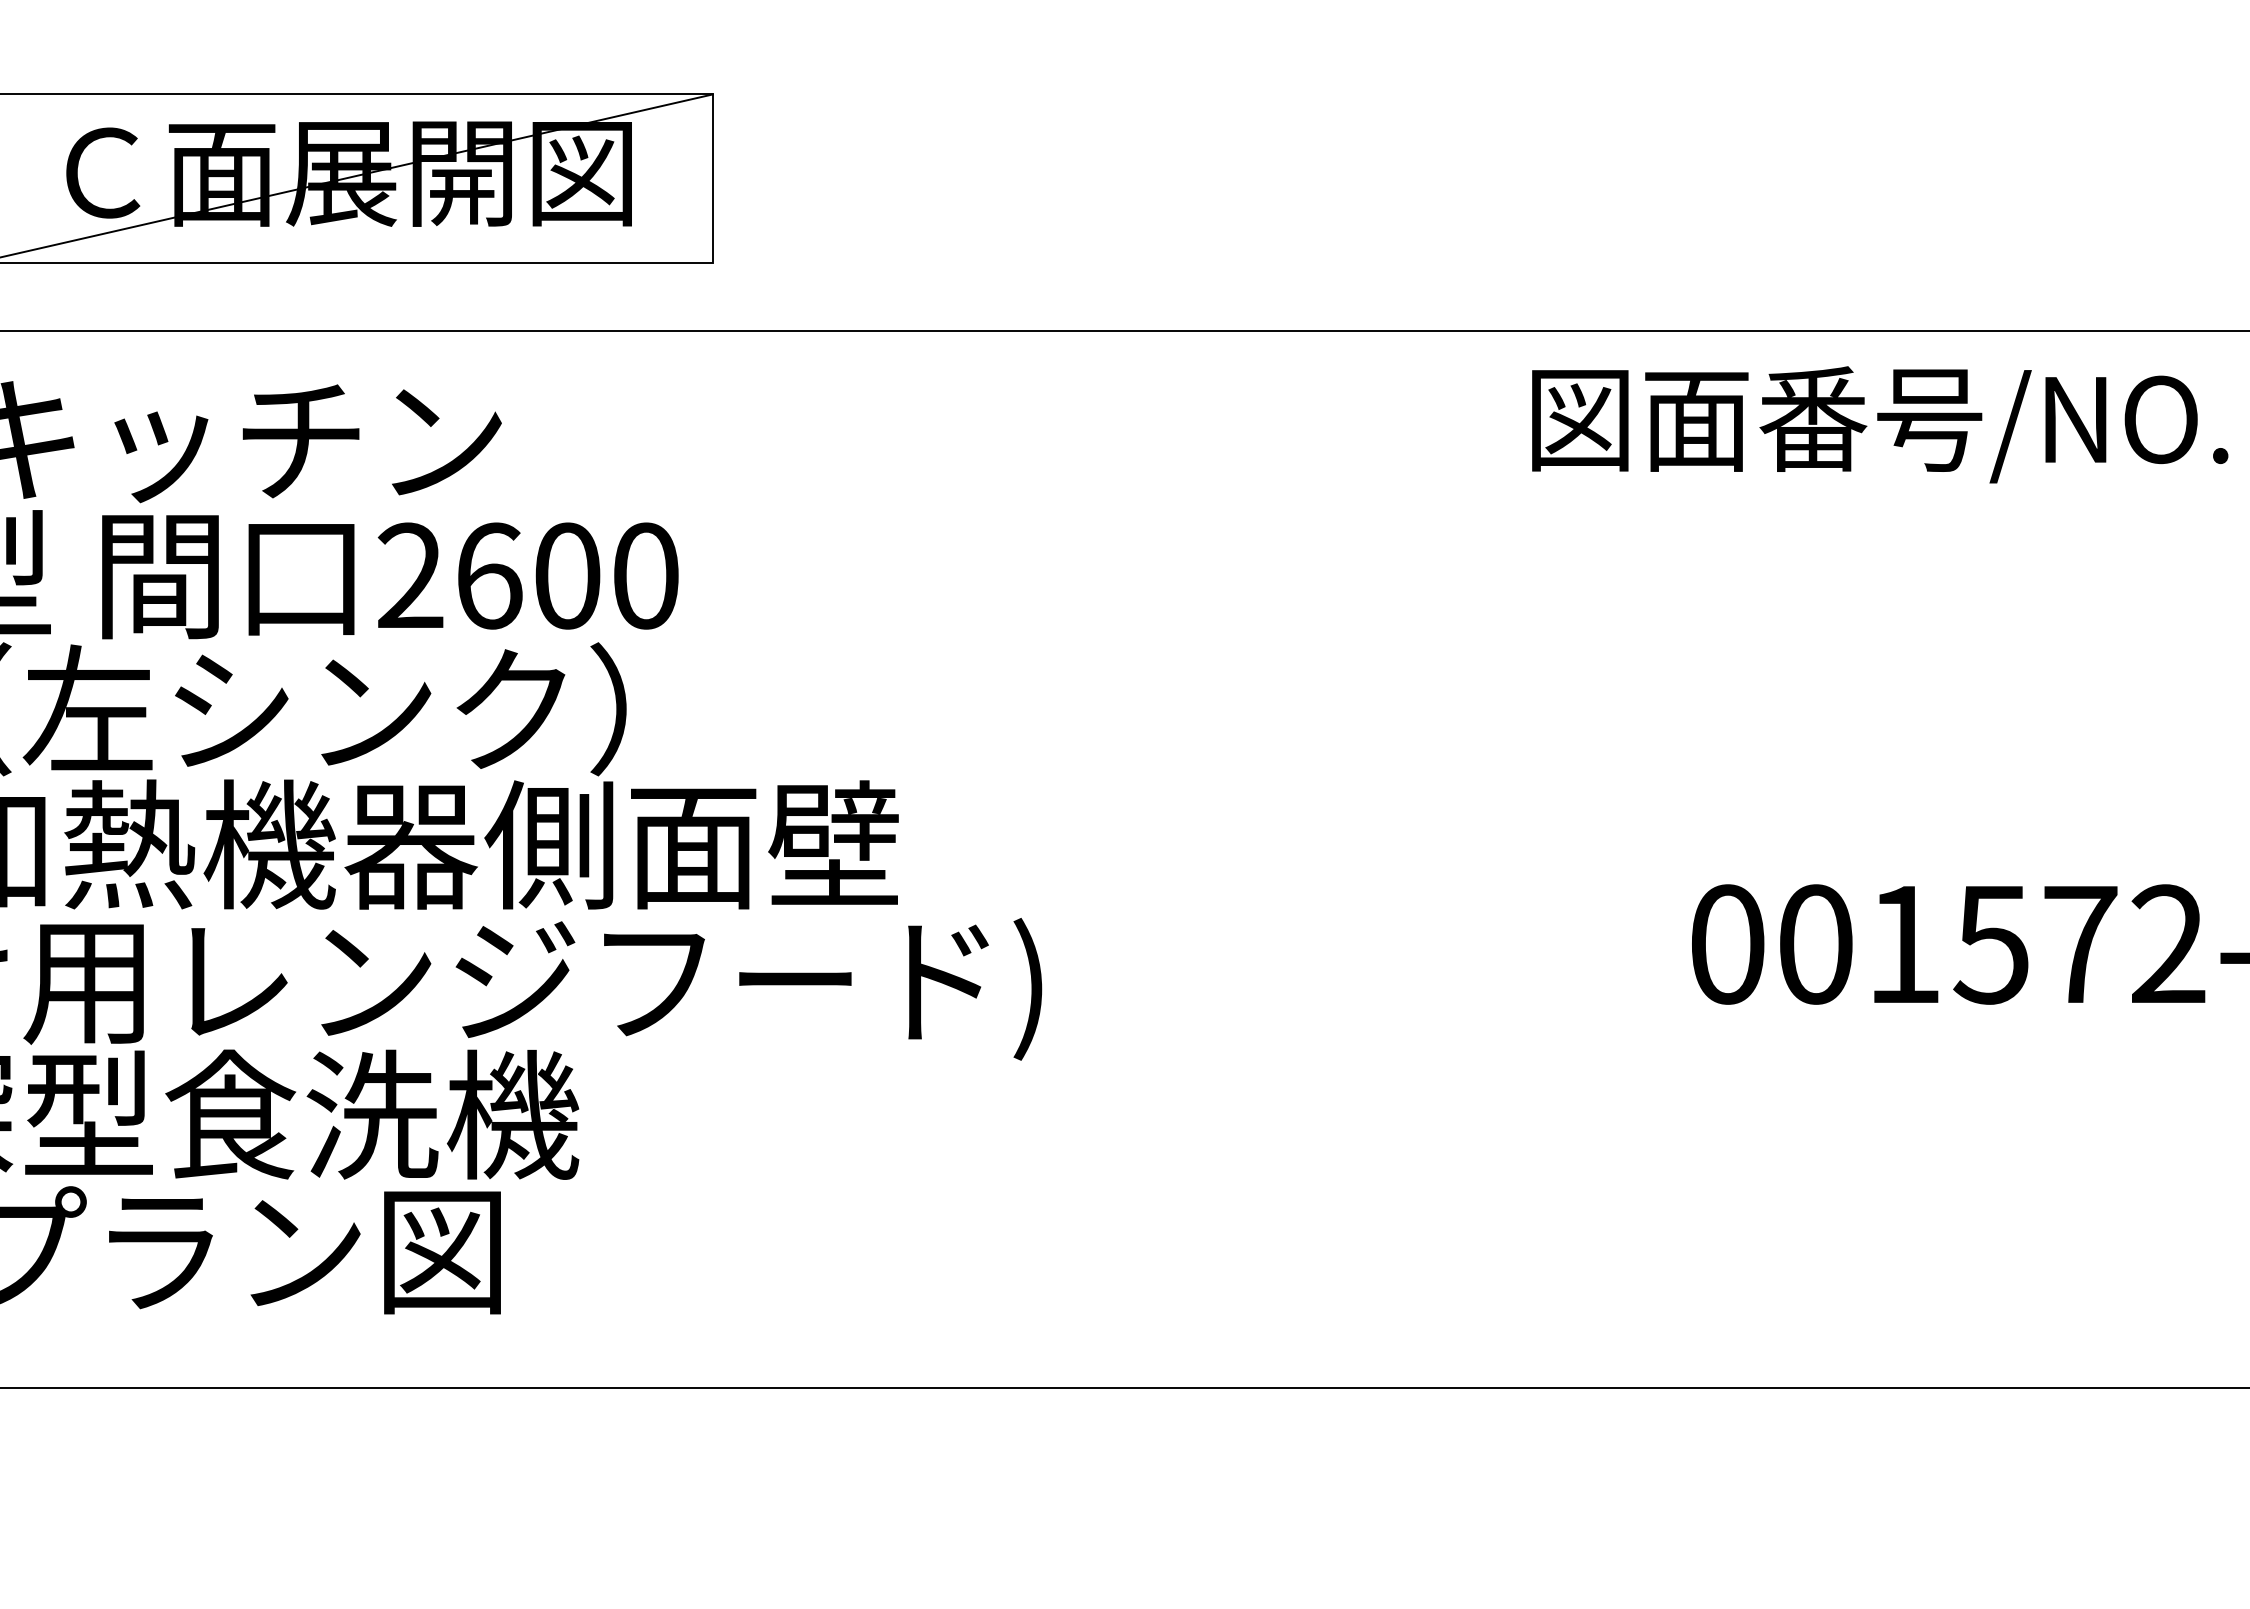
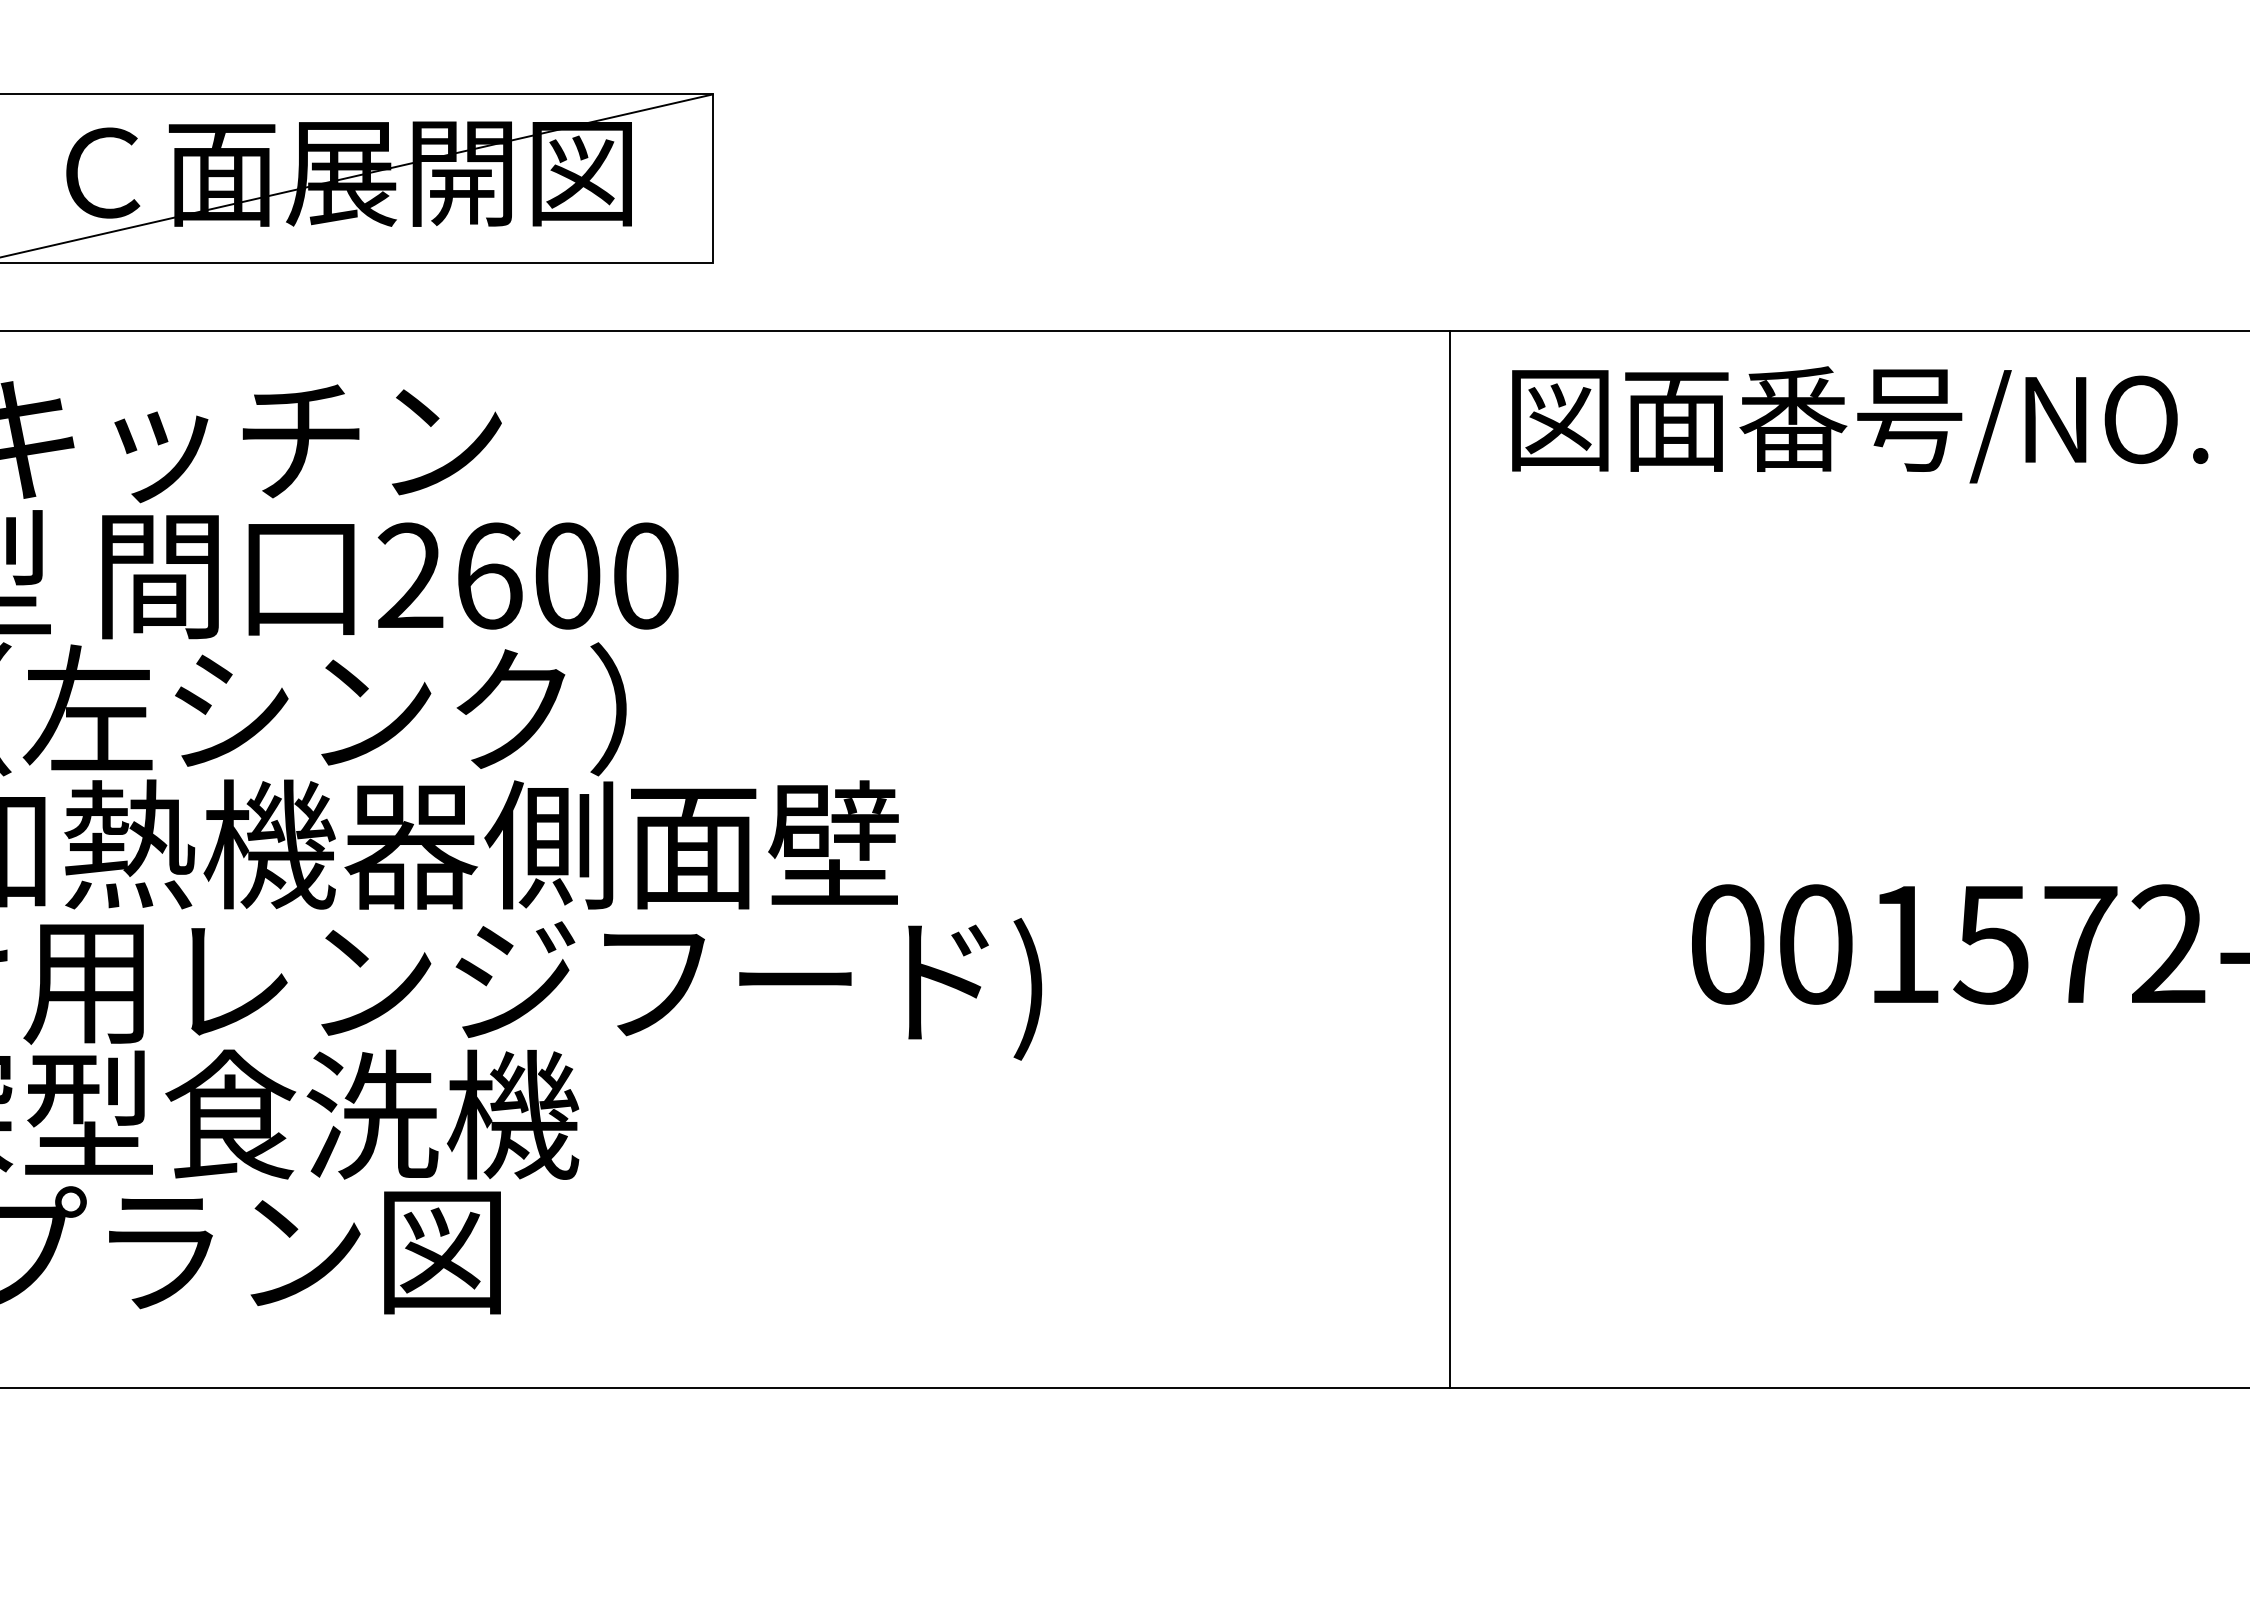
text position: (1880, 424) -> (1860, 424) (1860, 424)
line: none -> present (1450, 859)
